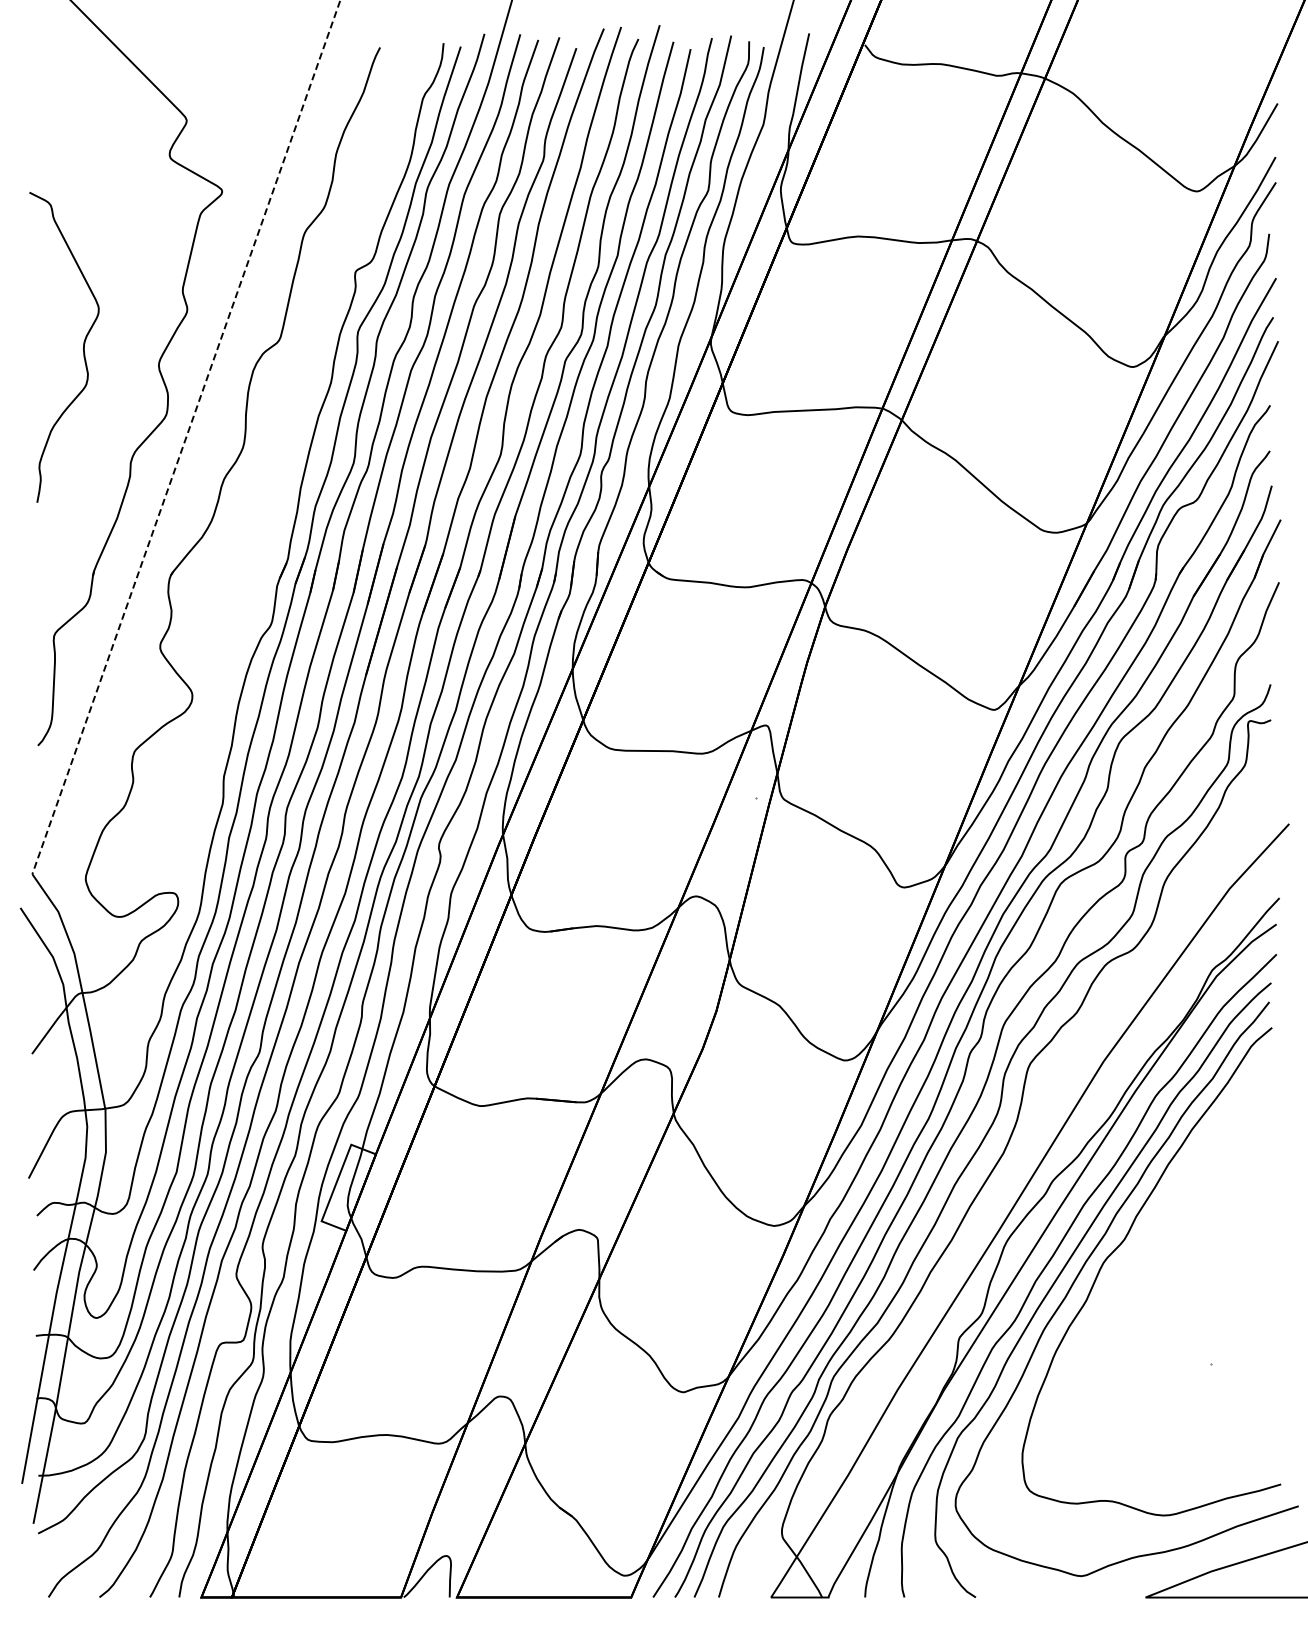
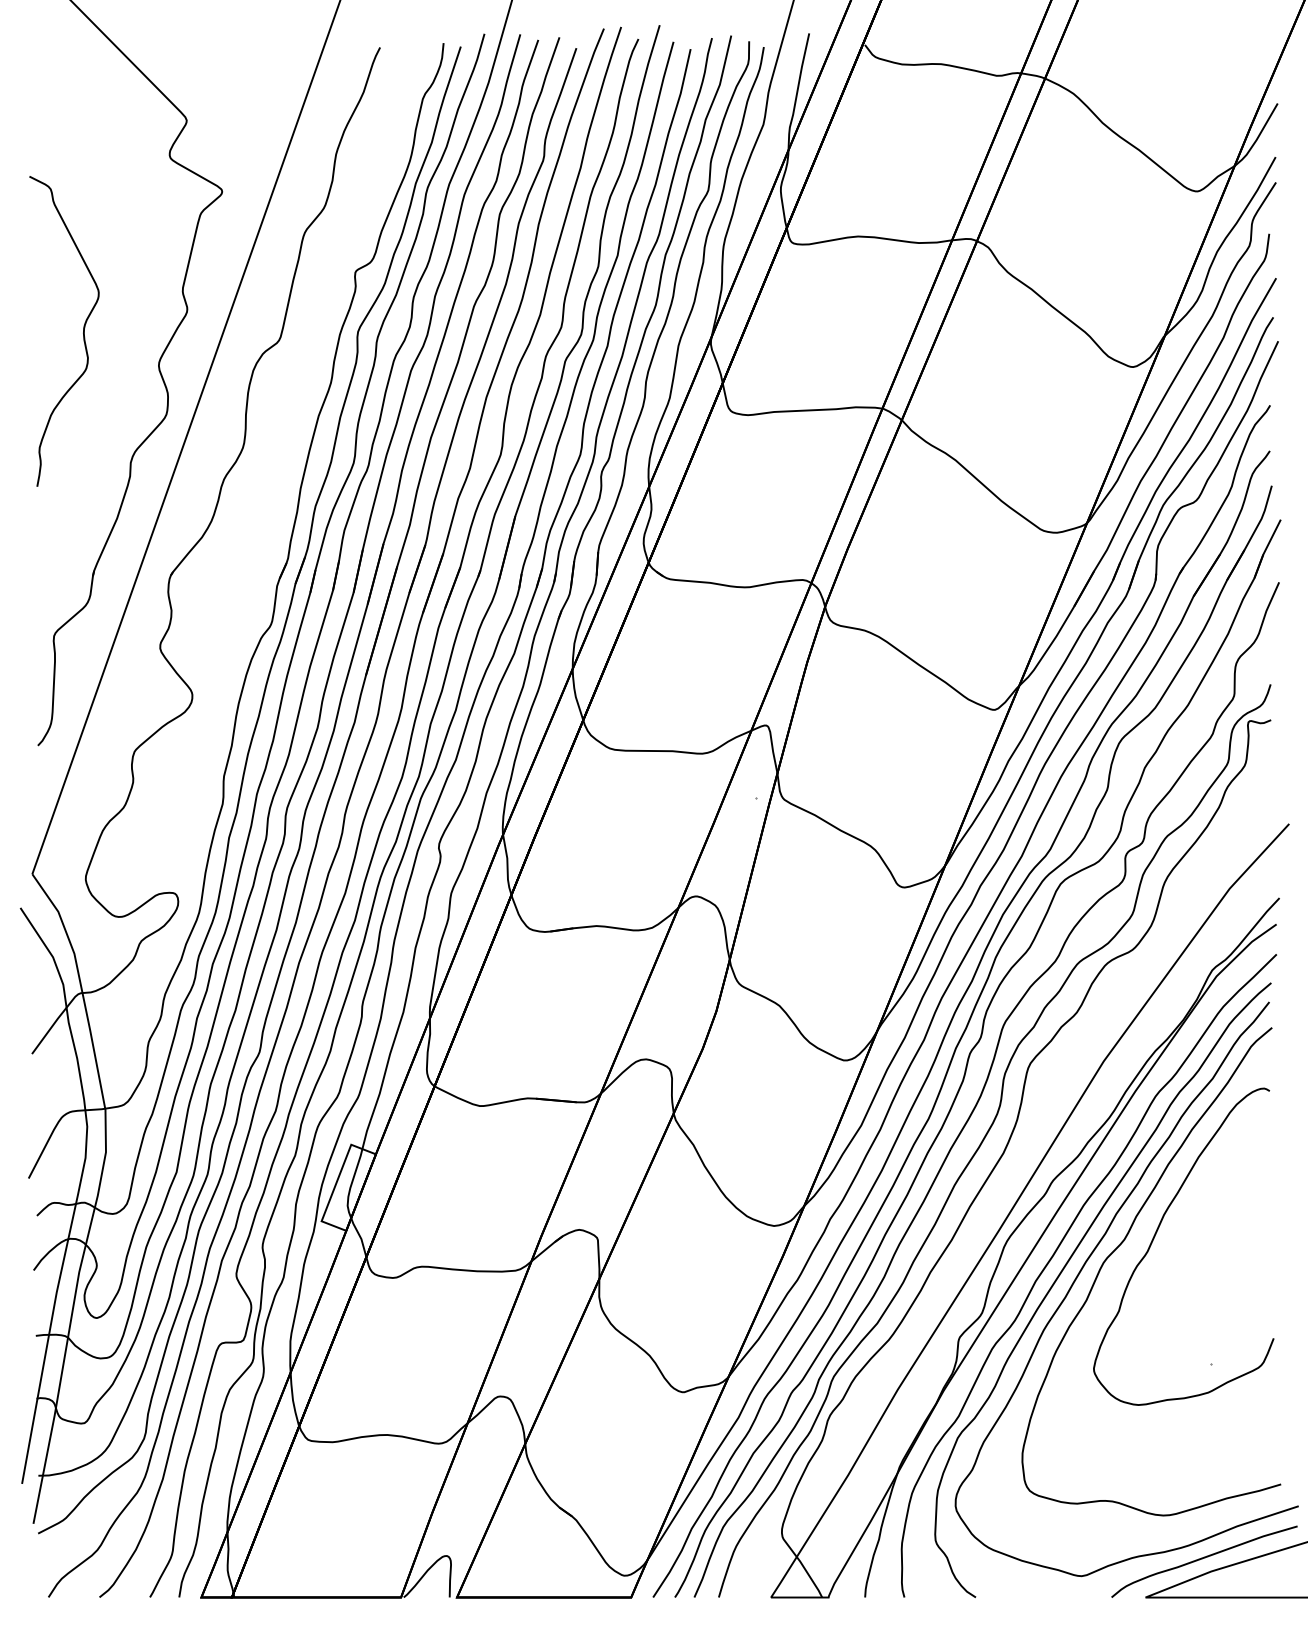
curve position: (83, 347) -> (83, 331) (83, 331)
line: dashed -> solid (186, 437)
curve: none -> present (1157, 1232)
curve: none -> present (1202, 1559)
